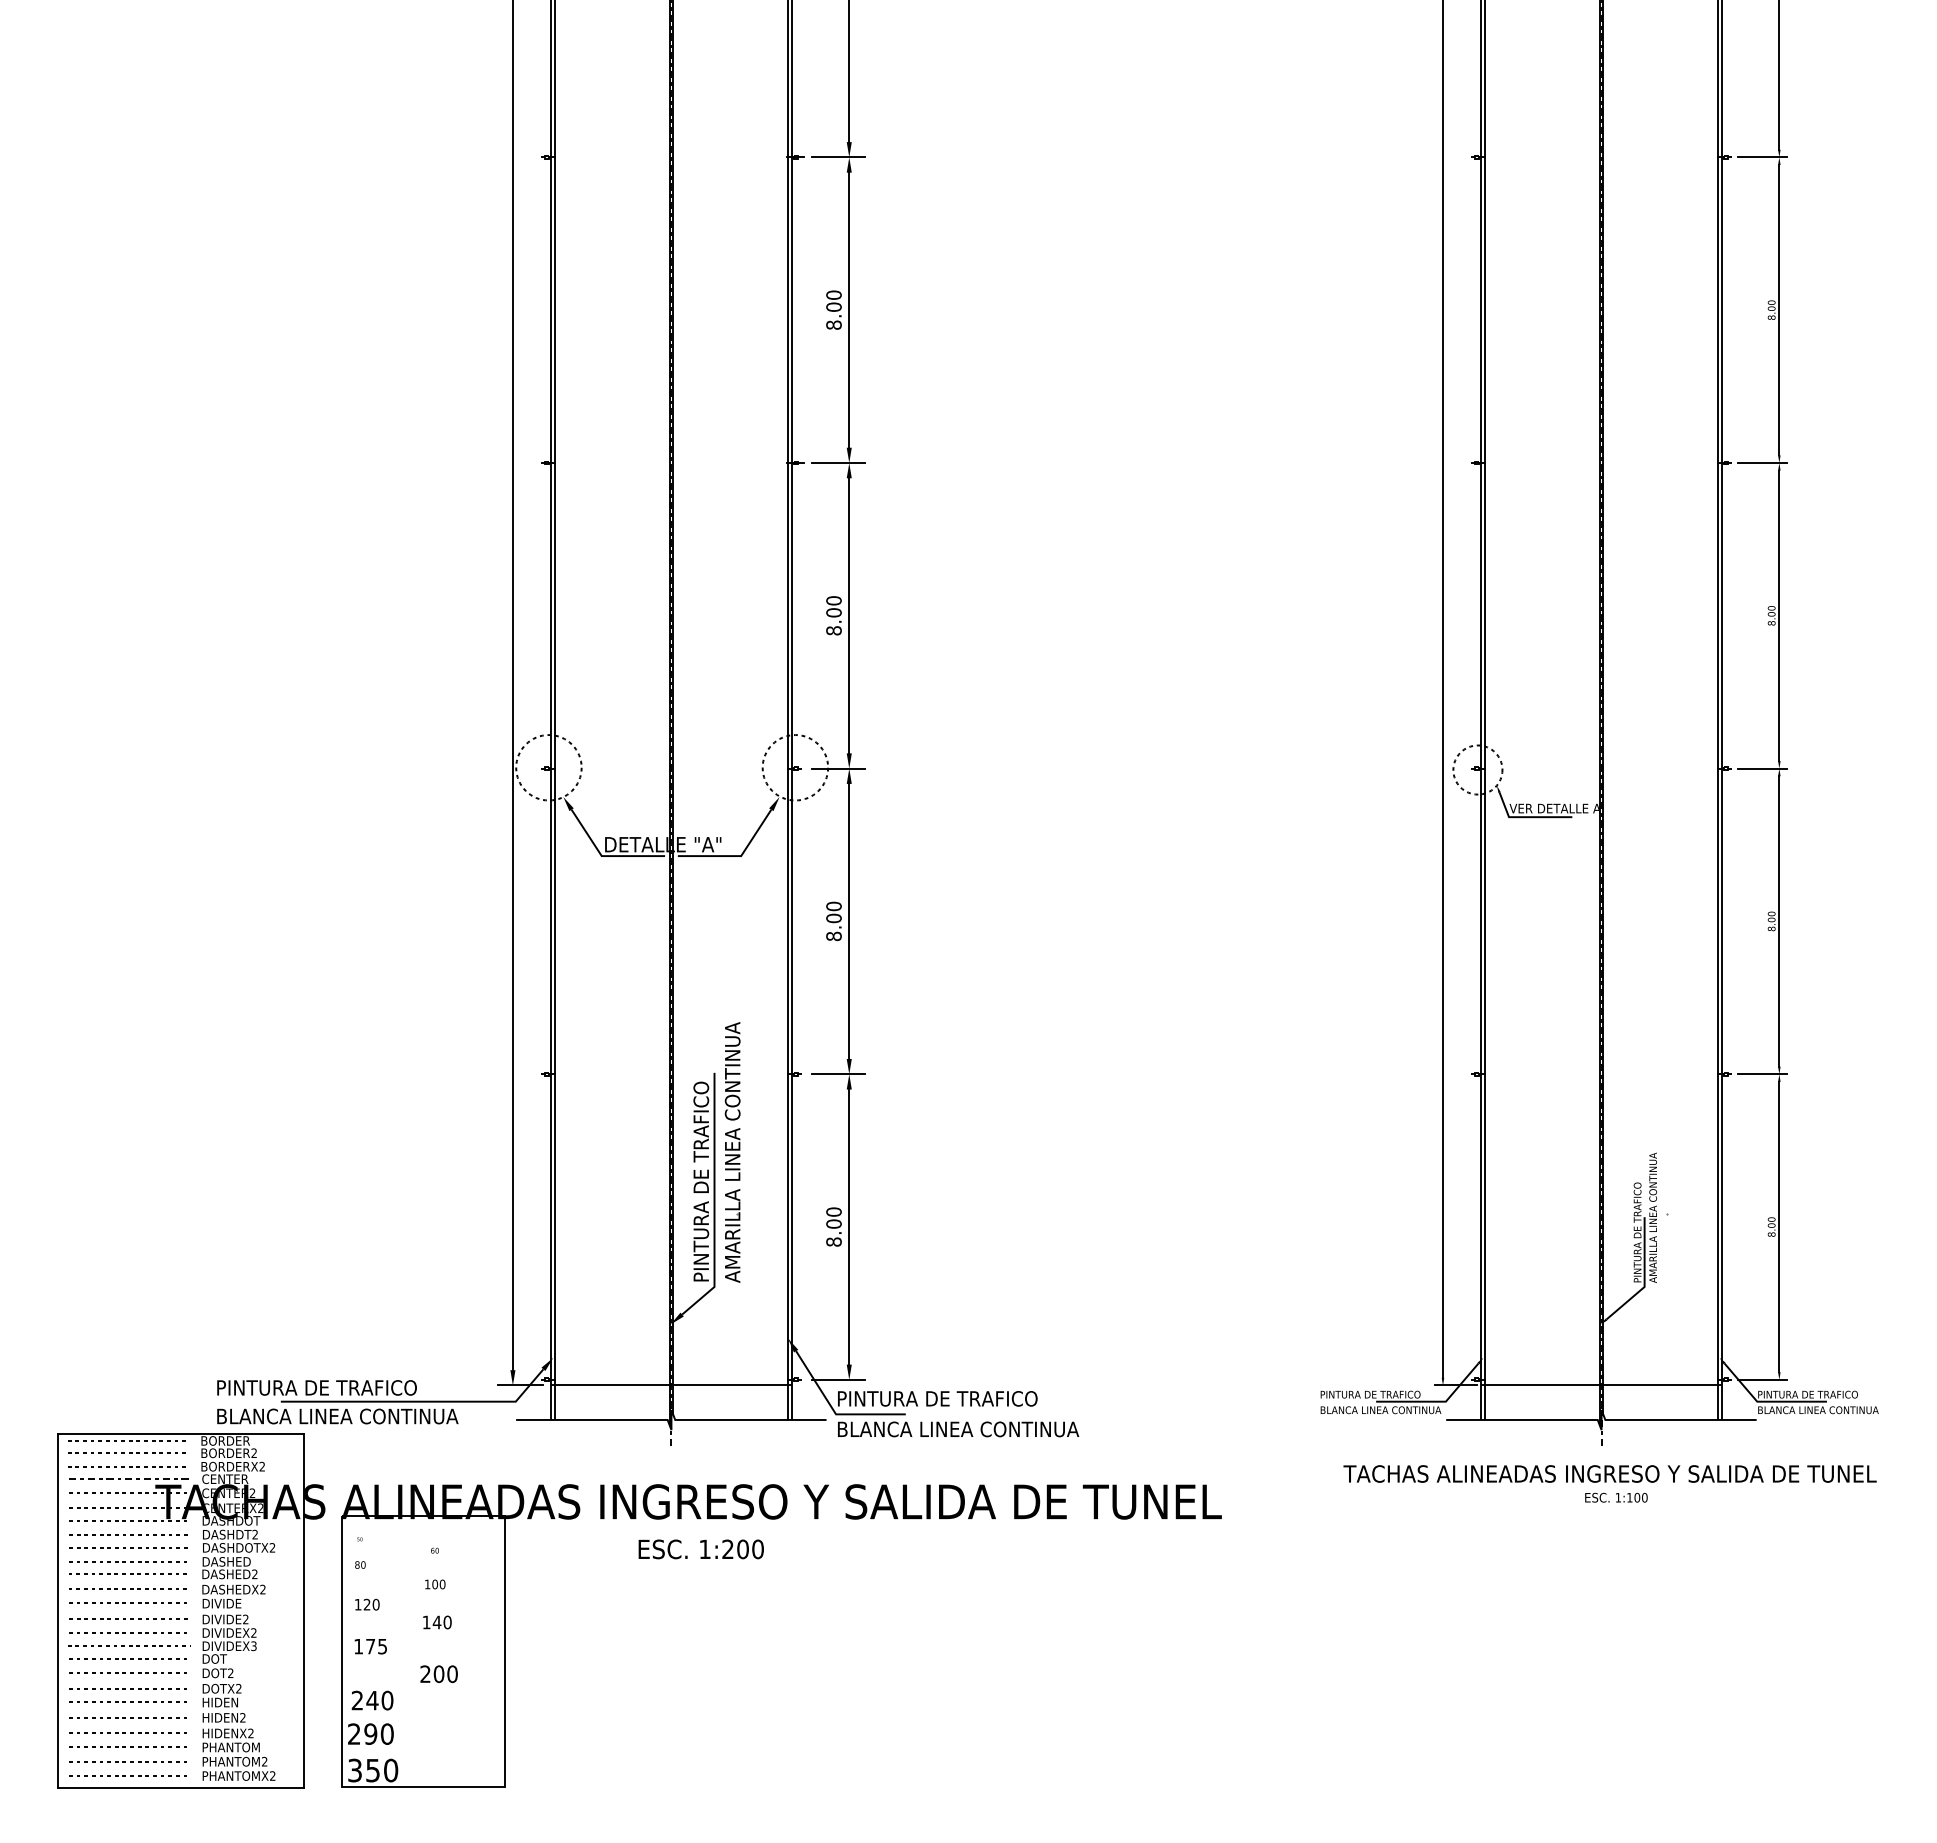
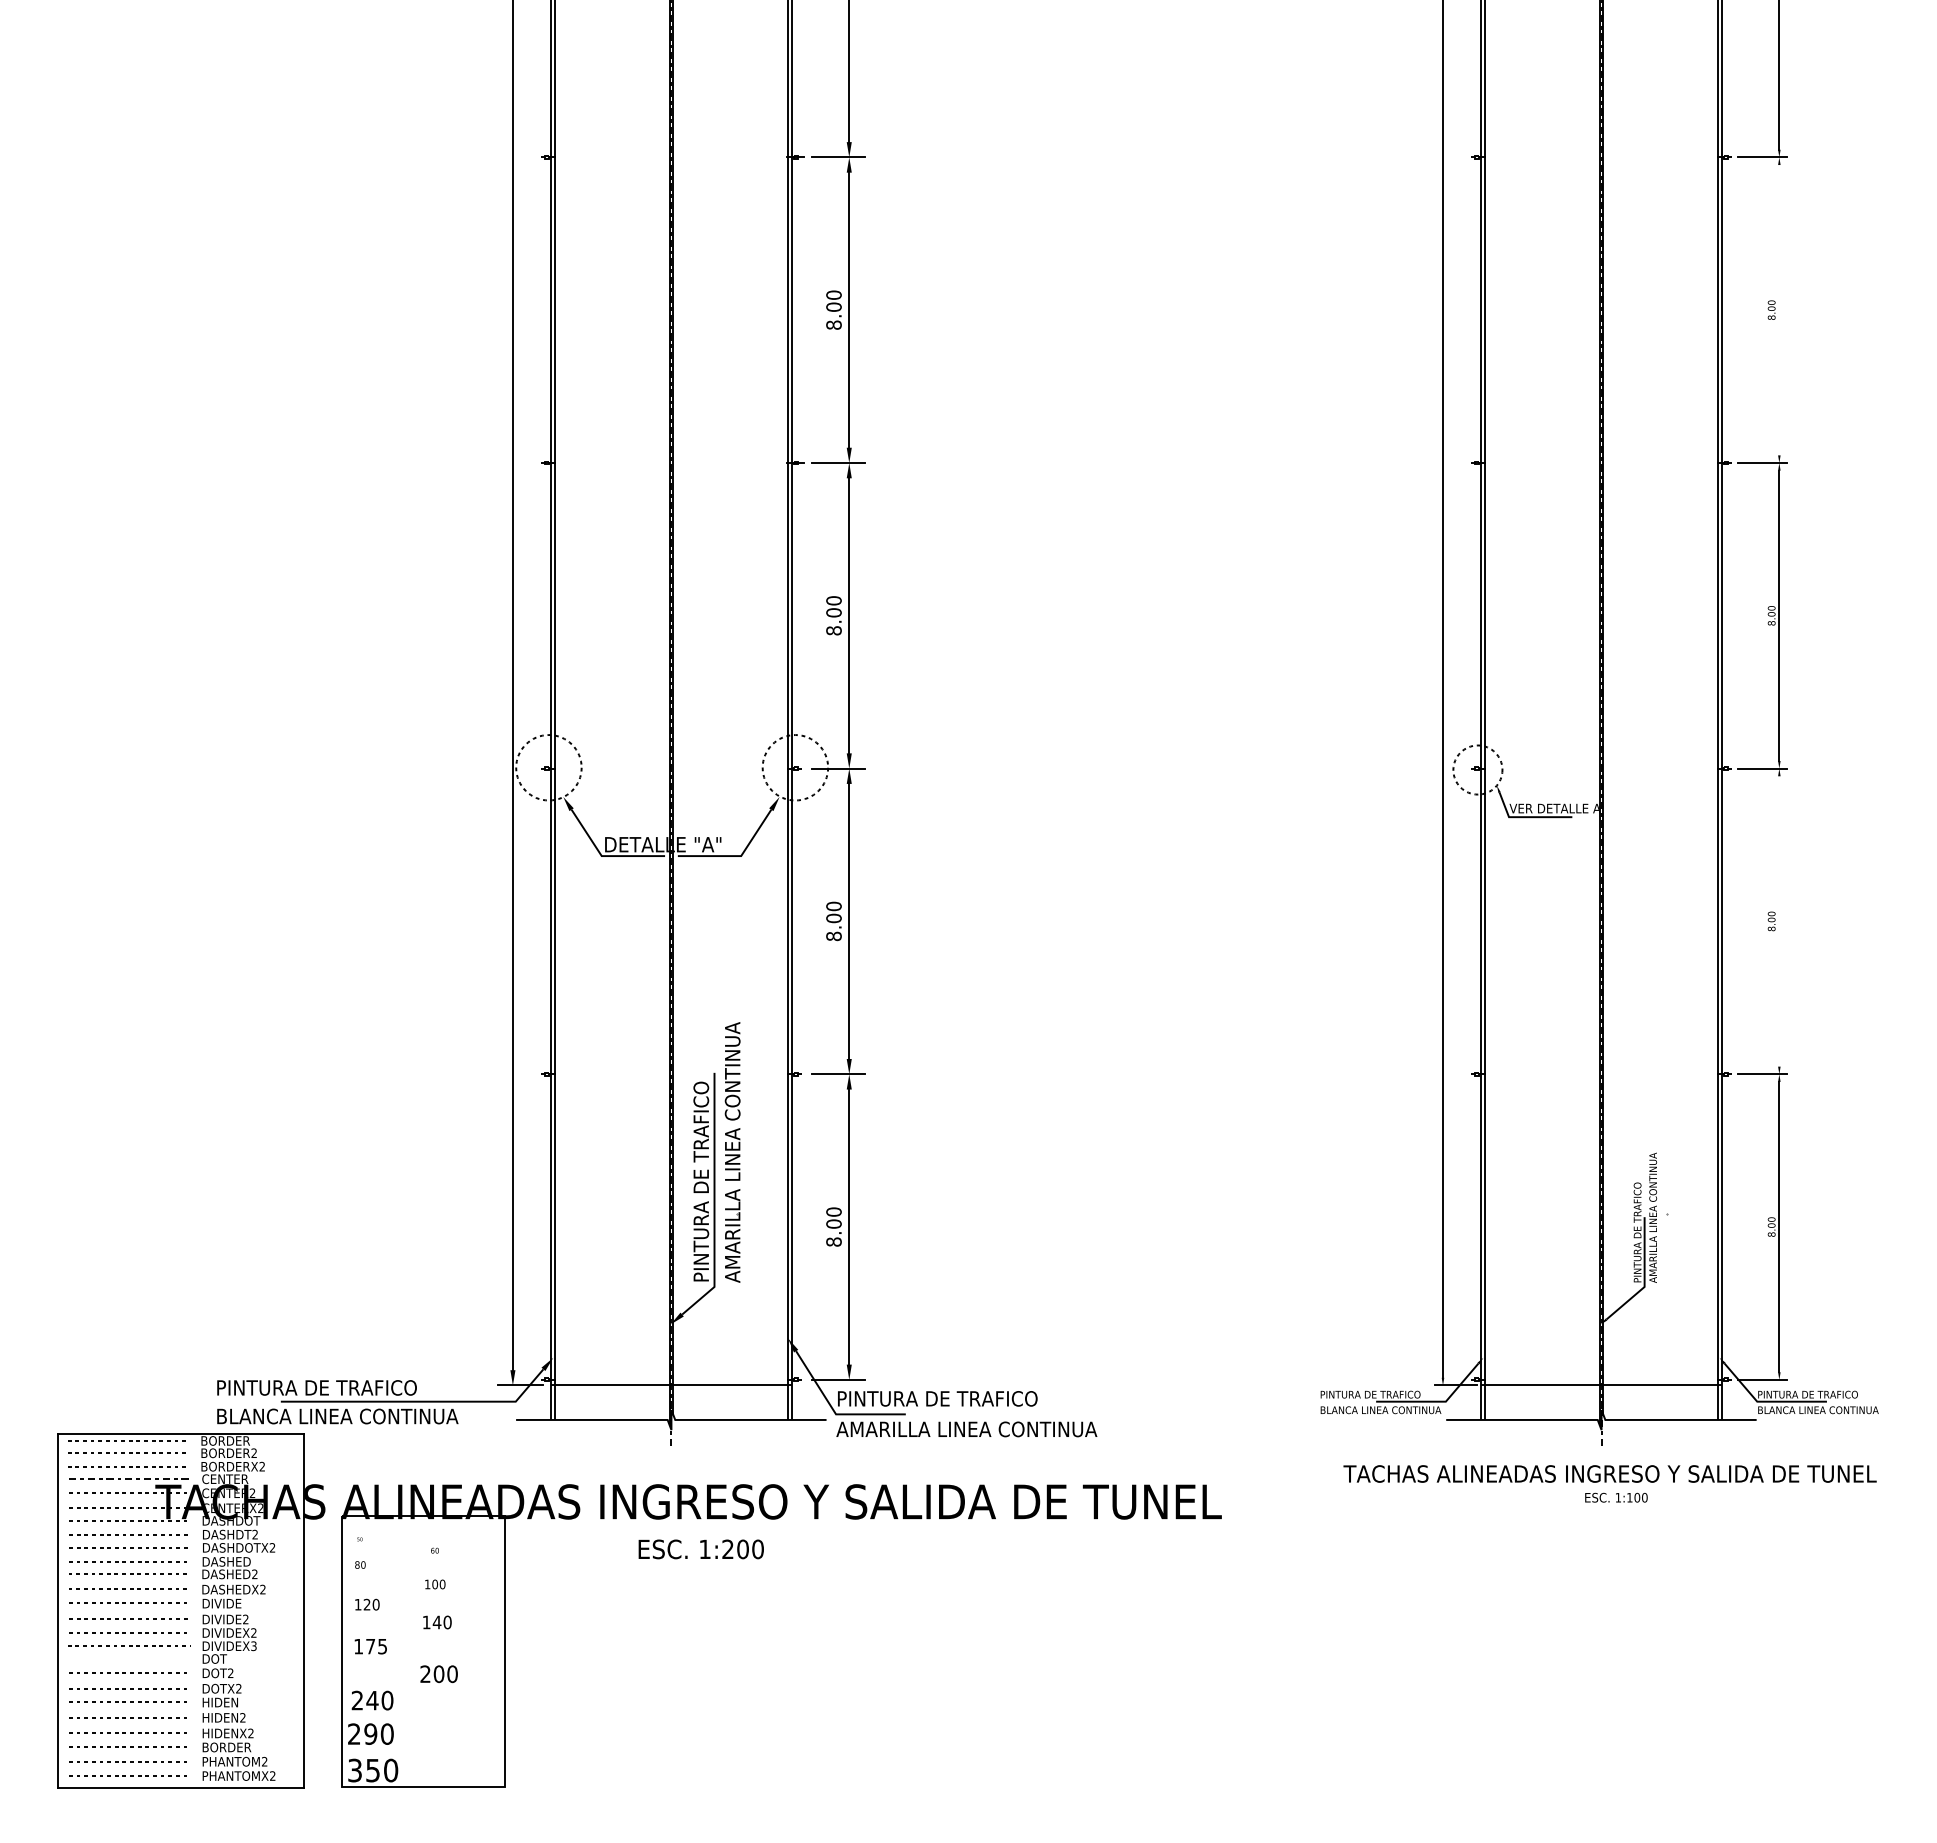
line: present -> none (1779, 310)
line: present -> none (1779, 921)
text: BLANCA LINEA CONTINUA -> AMARILLA LINEA CONTINUA (966, 1429)
line: present -> none (125, 1658)
text: PHANTOM -> BORDER (231, 1747)
